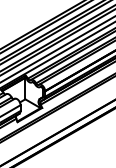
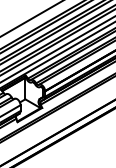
line: none -> present (31, 18)
